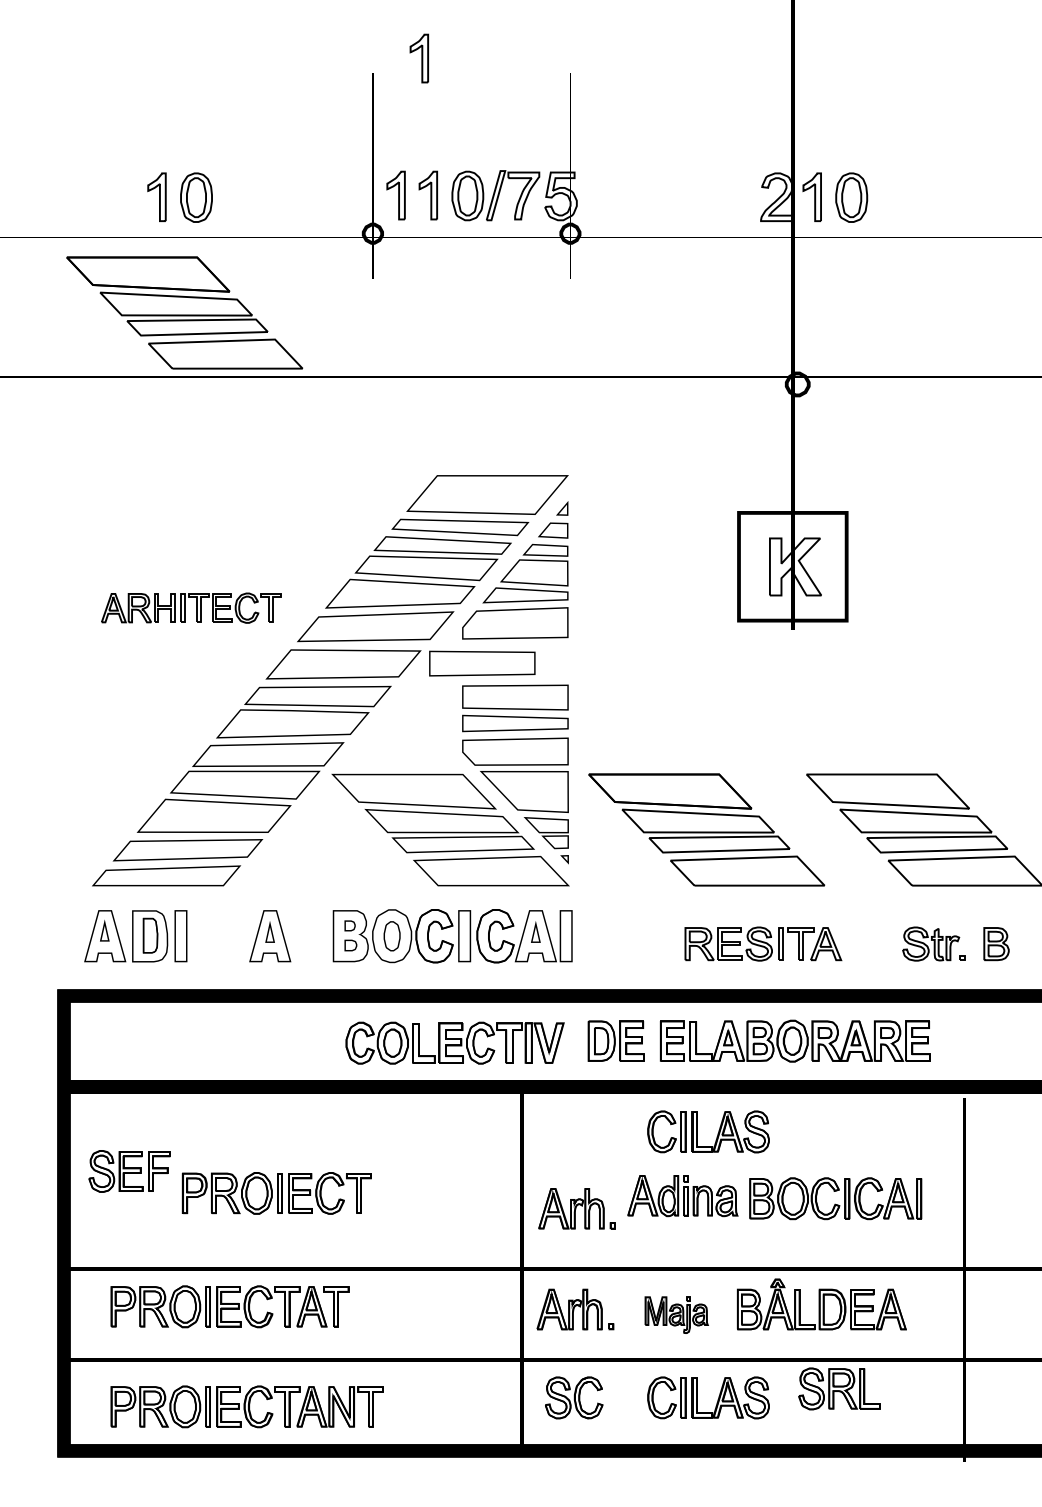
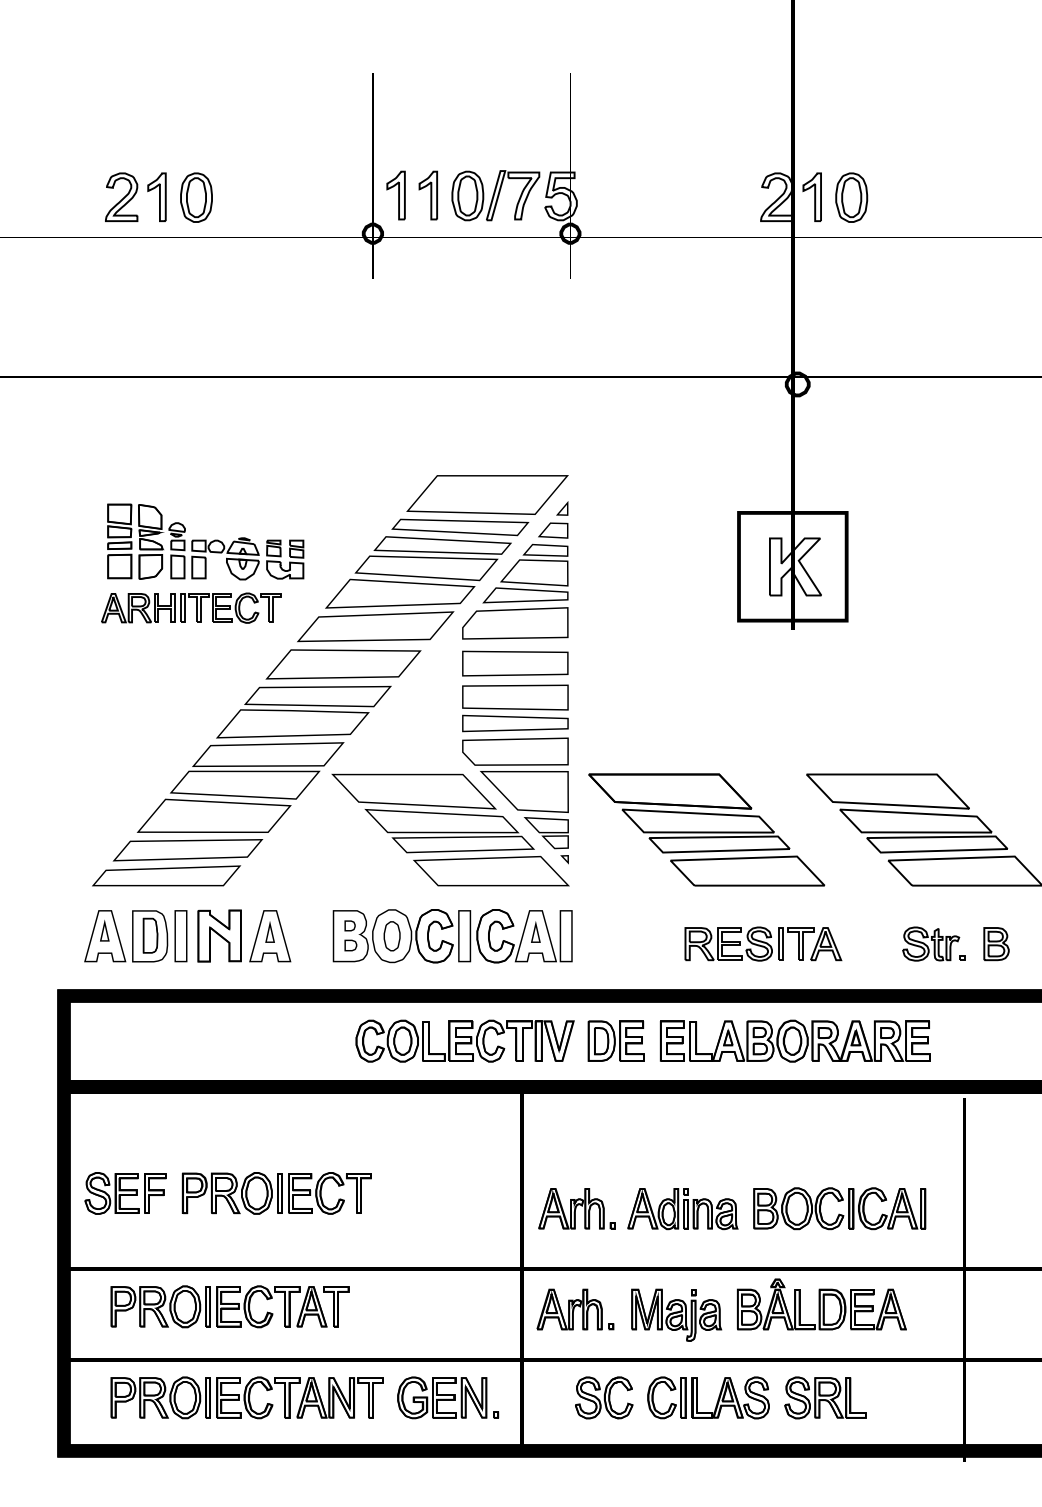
part: present -> none (418, 58)
part: none -> present (121, 196)
part: present -> none (184, 312)
part: none -> present (205, 541)
part position: (482, 663) -> (515, 663) (515, 663)
part: none -> present (219, 935)
part position: (454, 1042) -> (464, 1040) (464, 1040)
part: present -> none (717, 1133)
part position: (129, 1171) -> (125, 1193) (125, 1193)
part position: (682, 1196) -> (682, 1209) (682, 1209)
part position: (835, 1198) -> (839, 1208) (839, 1208)
part size: 65x38 px -> 92x54 px (676, 1314)
part position: (839, 1388) -> (825, 1397) (825, 1397)
part: none -> present (448, 1397)
part position: (574, 1397) -> (604, 1397) (604, 1397)
part position: (246, 1406) -> (246, 1397) (246, 1397)
